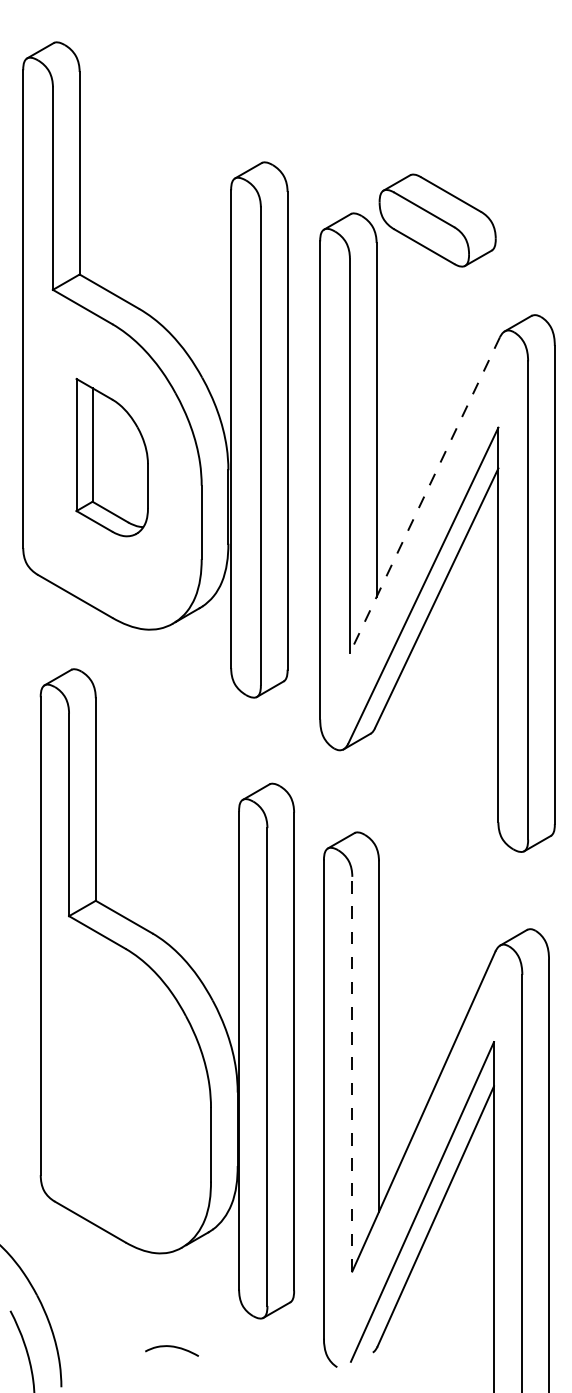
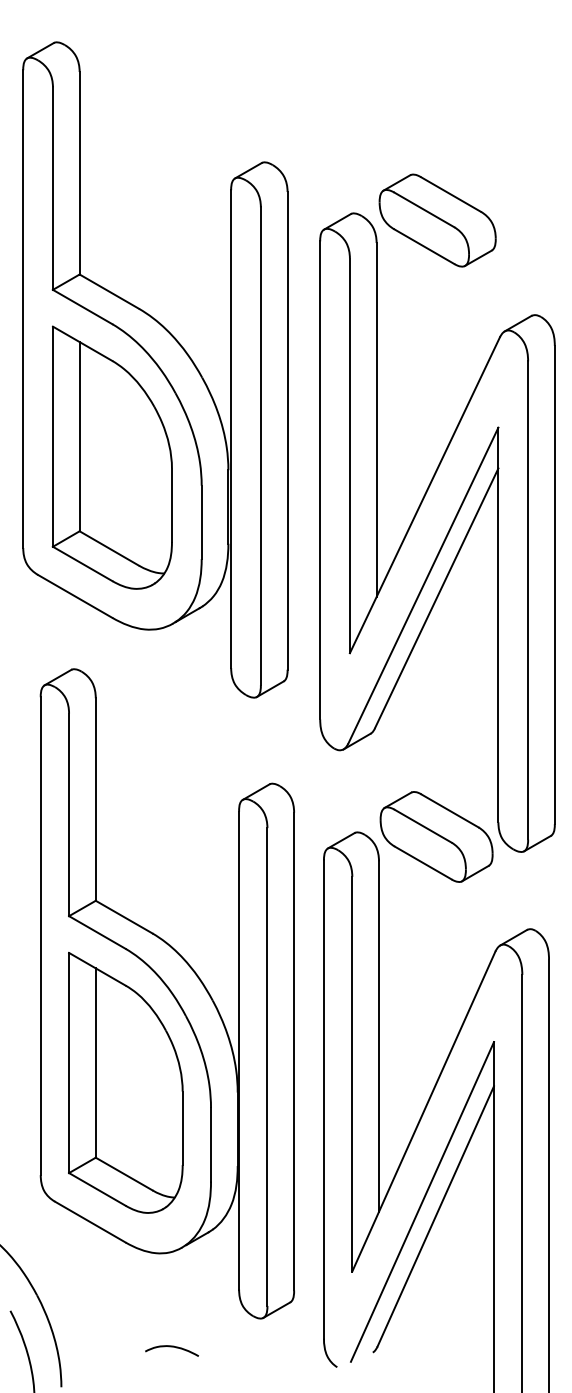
part size: 74x161 px -> 122x265 px (111, 457)
line: dashed -> solid (424, 495)
part: none -> present (436, 836)
line: dashed -> solid (352, 1073)
part: none -> present (125, 1082)
